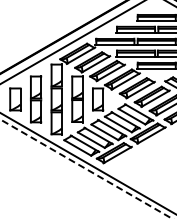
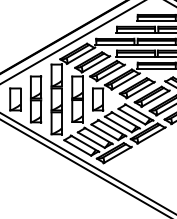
line: dashed -> solid (86, 169)
